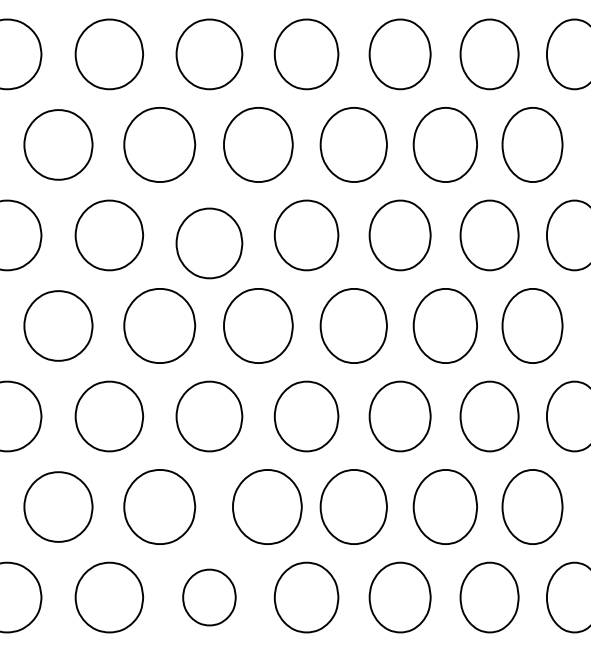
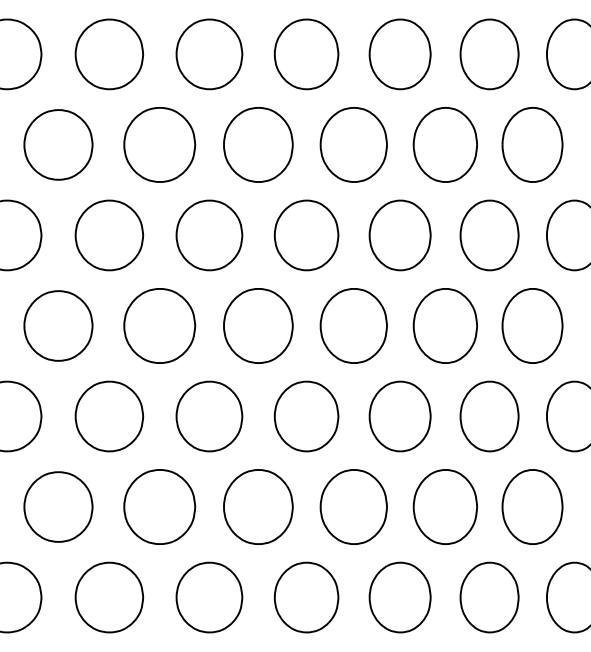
part position: (209, 243) -> (209, 235) (209, 235)
part position: (267, 506) -> (258, 506) (258, 506)
part size: 55x59 px -> 69x73 px (209, 597)
